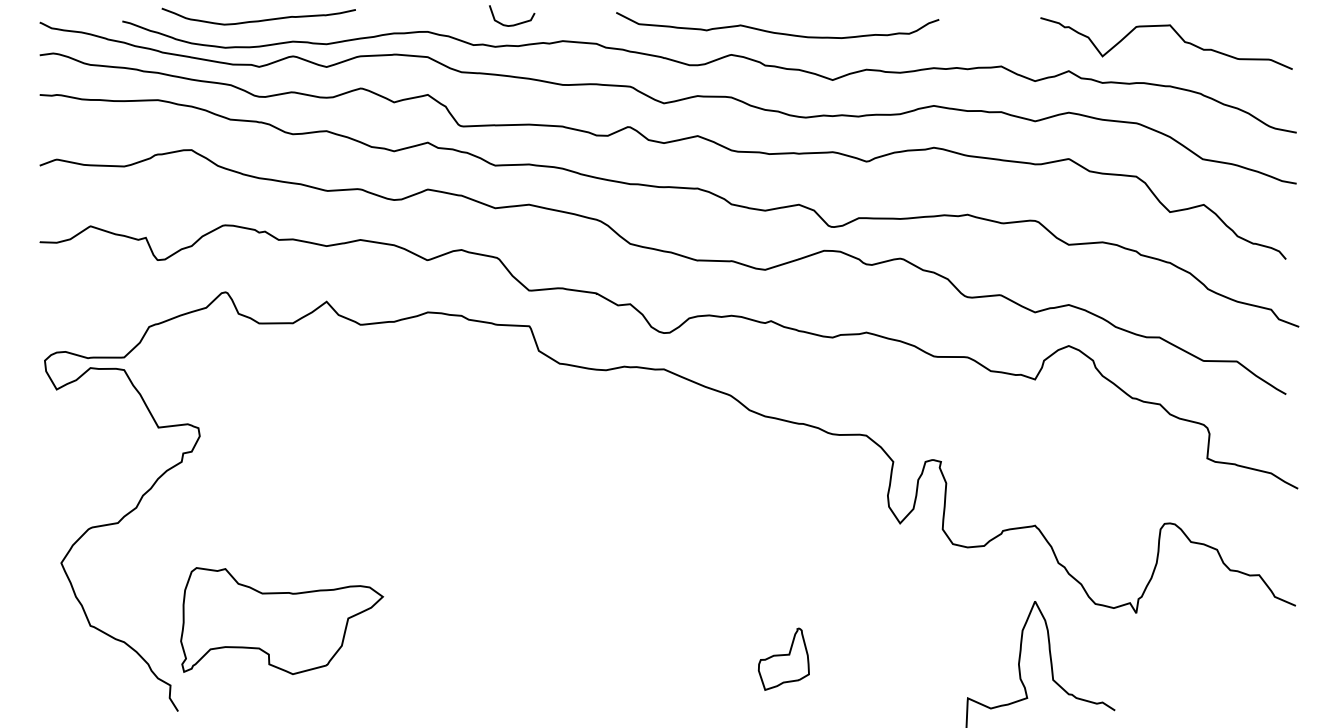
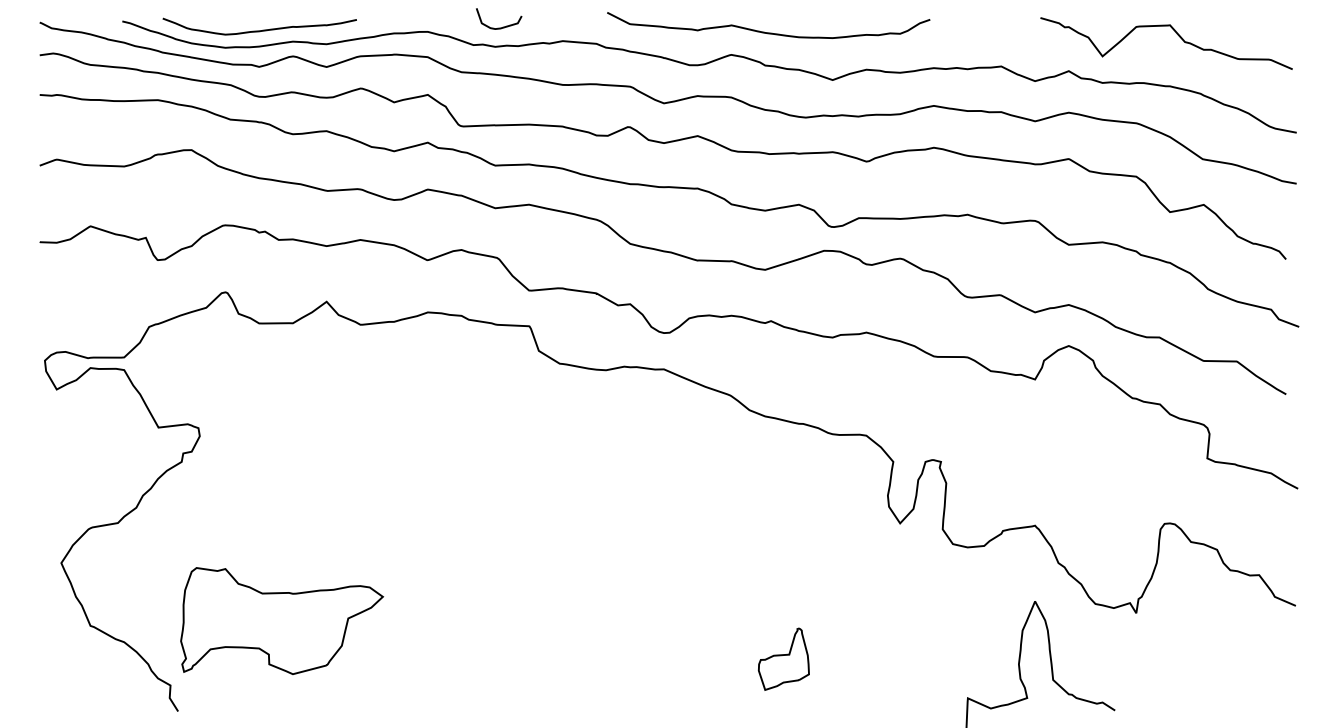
curve position: (258, 20) -> (259, 30) (259, 30)
curve position: (516, 23) -> (503, 26) (503, 26)
curve position: (777, 32) -> (768, 32) (768, 32)
